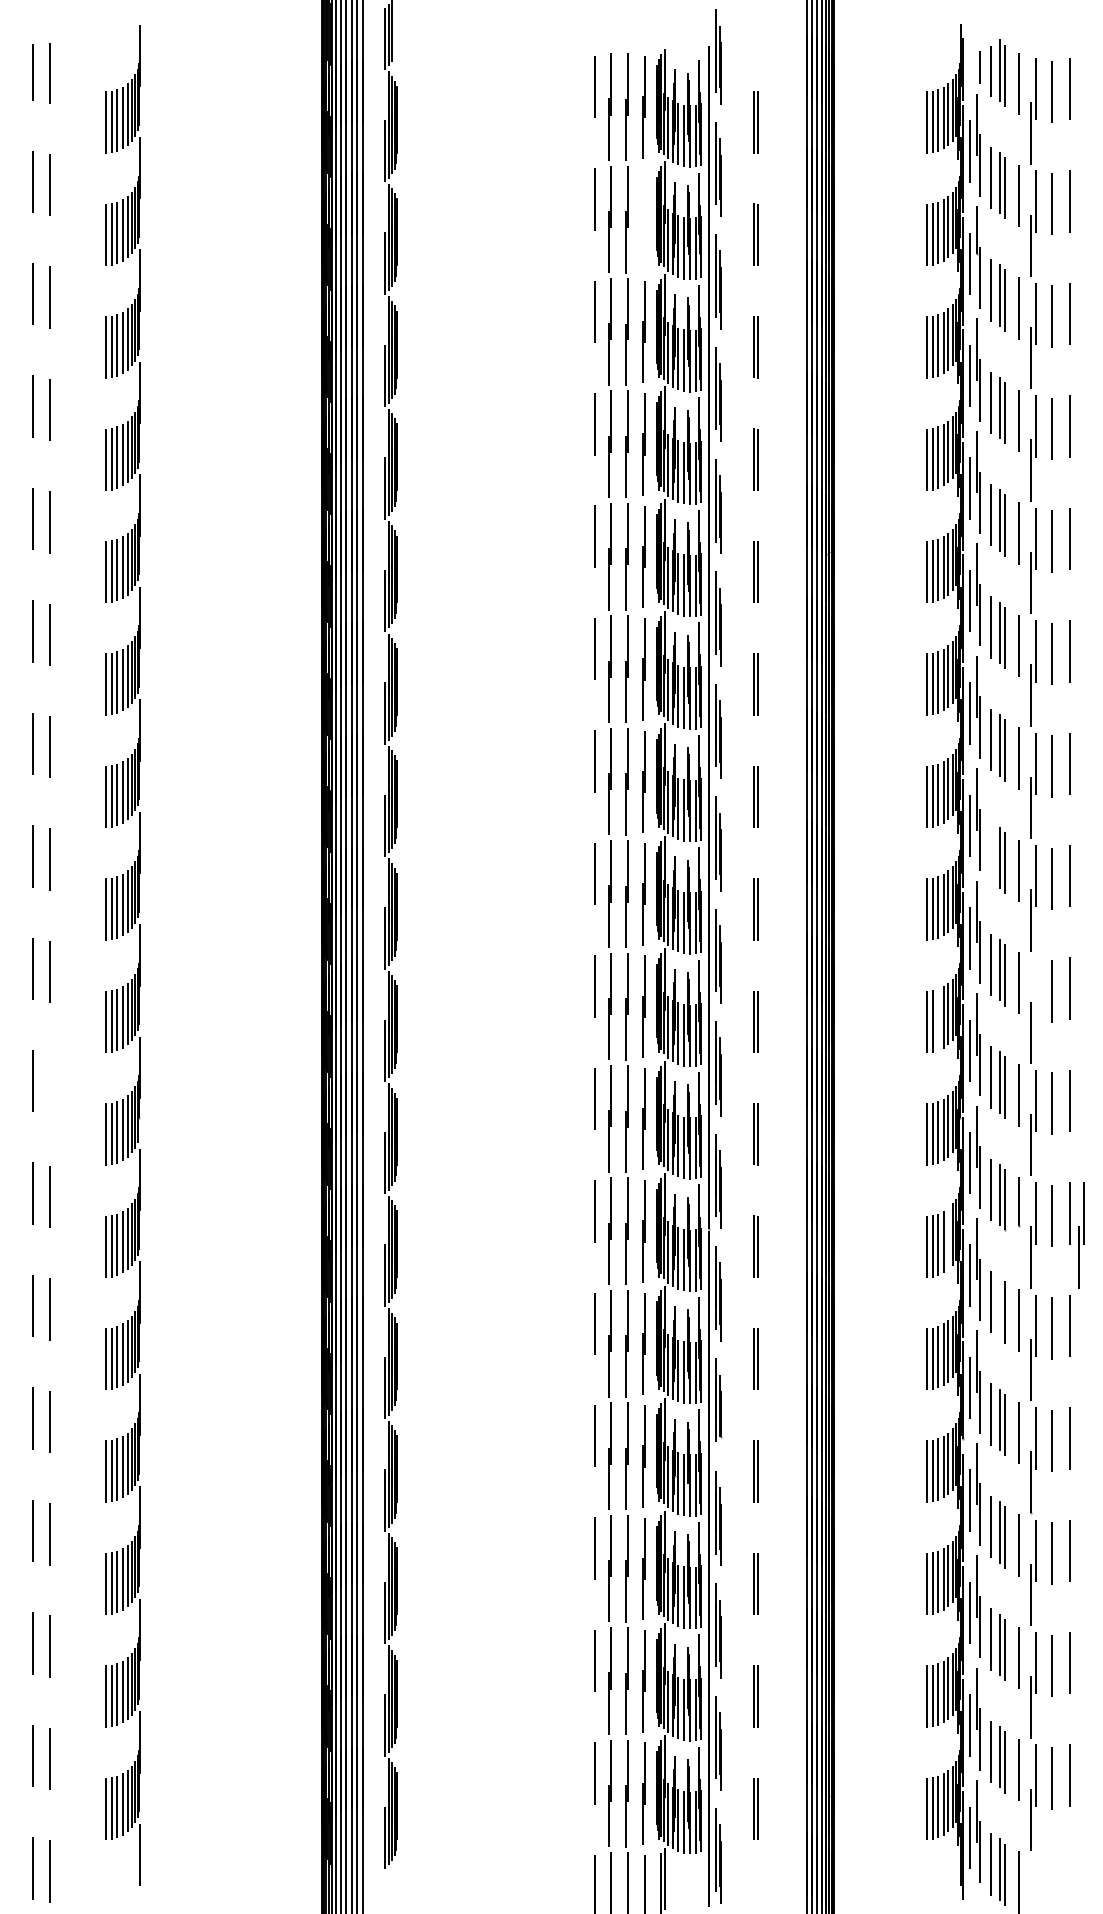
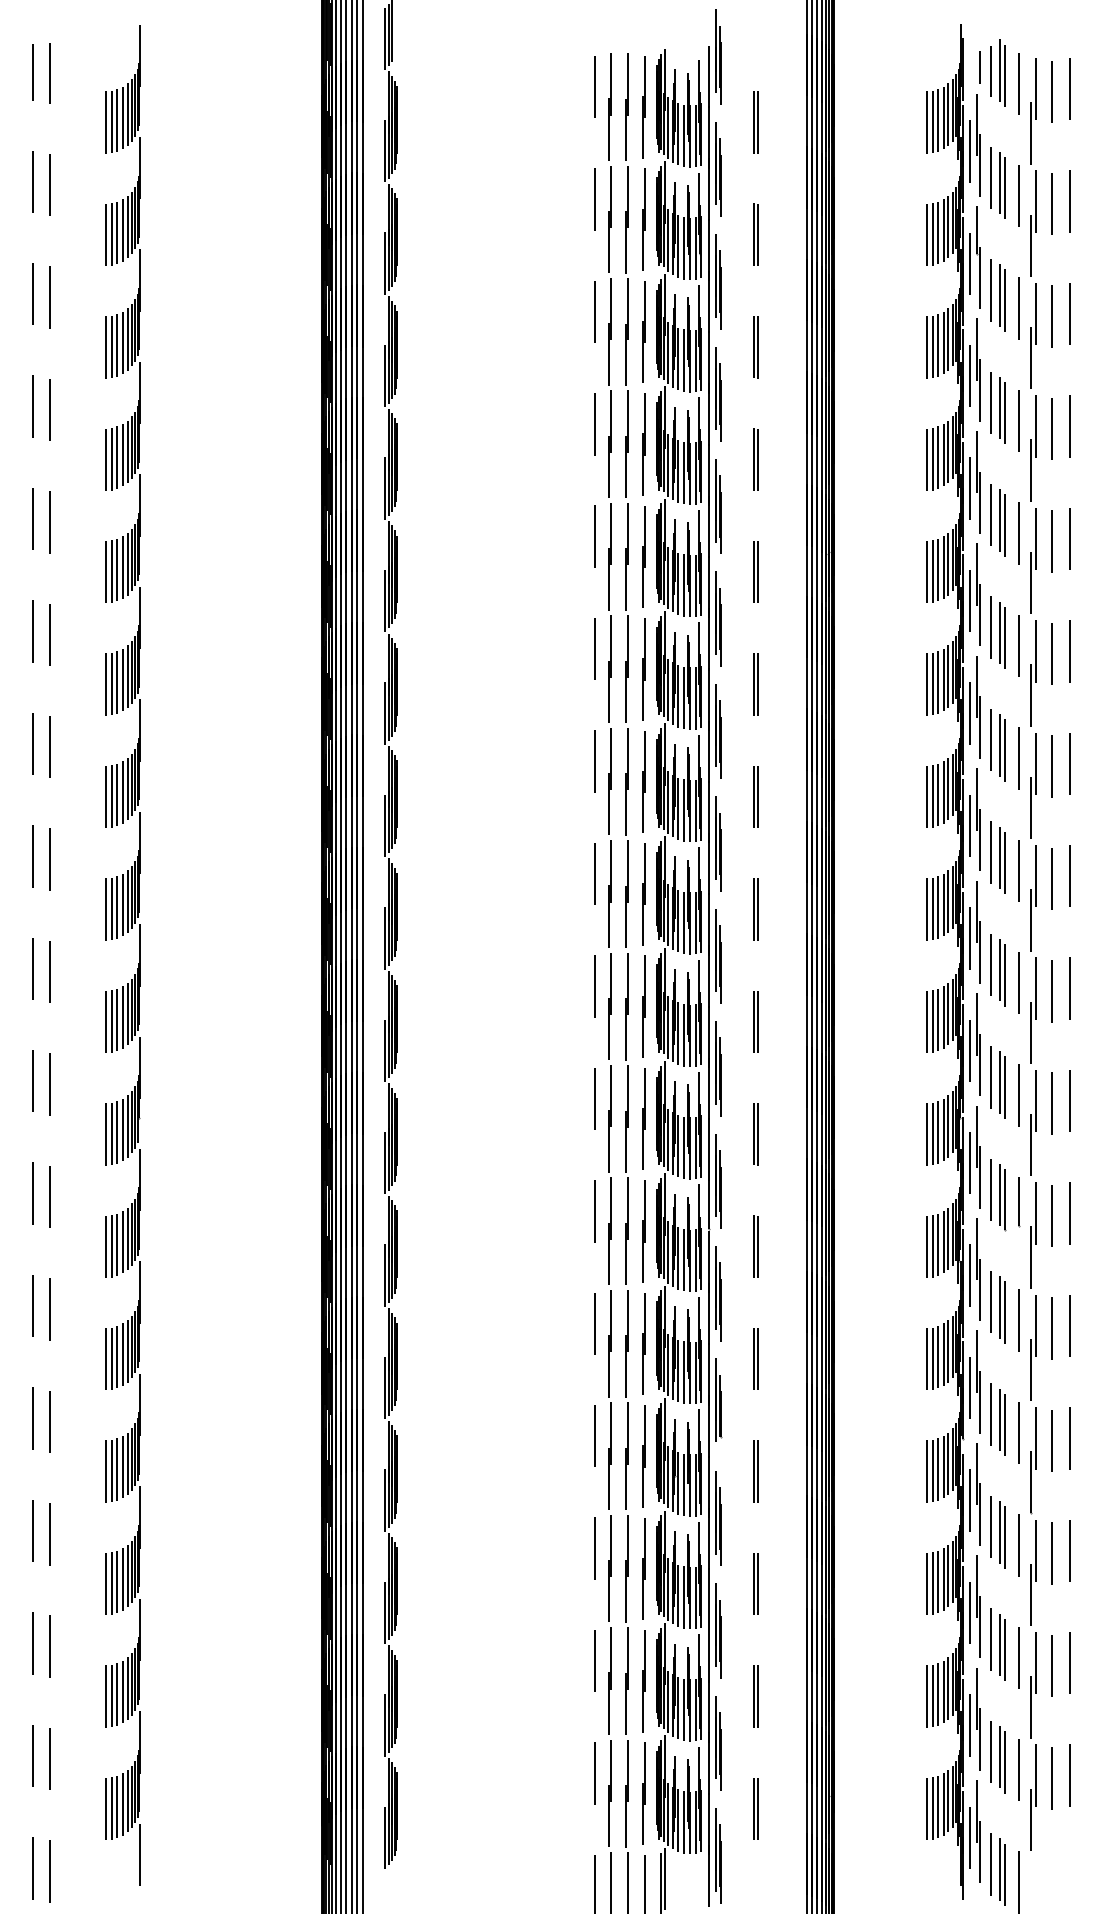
part: none -> present (643, 219)
line: none -> present (990, 852)
line: none -> present (1035, 988)
line: none -> present (938, 1019)
line: none -> present (50, 1084)
part: present -> none (1081, 1235)
line: none -> present (948, 1238)
line: none -> present (999, 1307)
